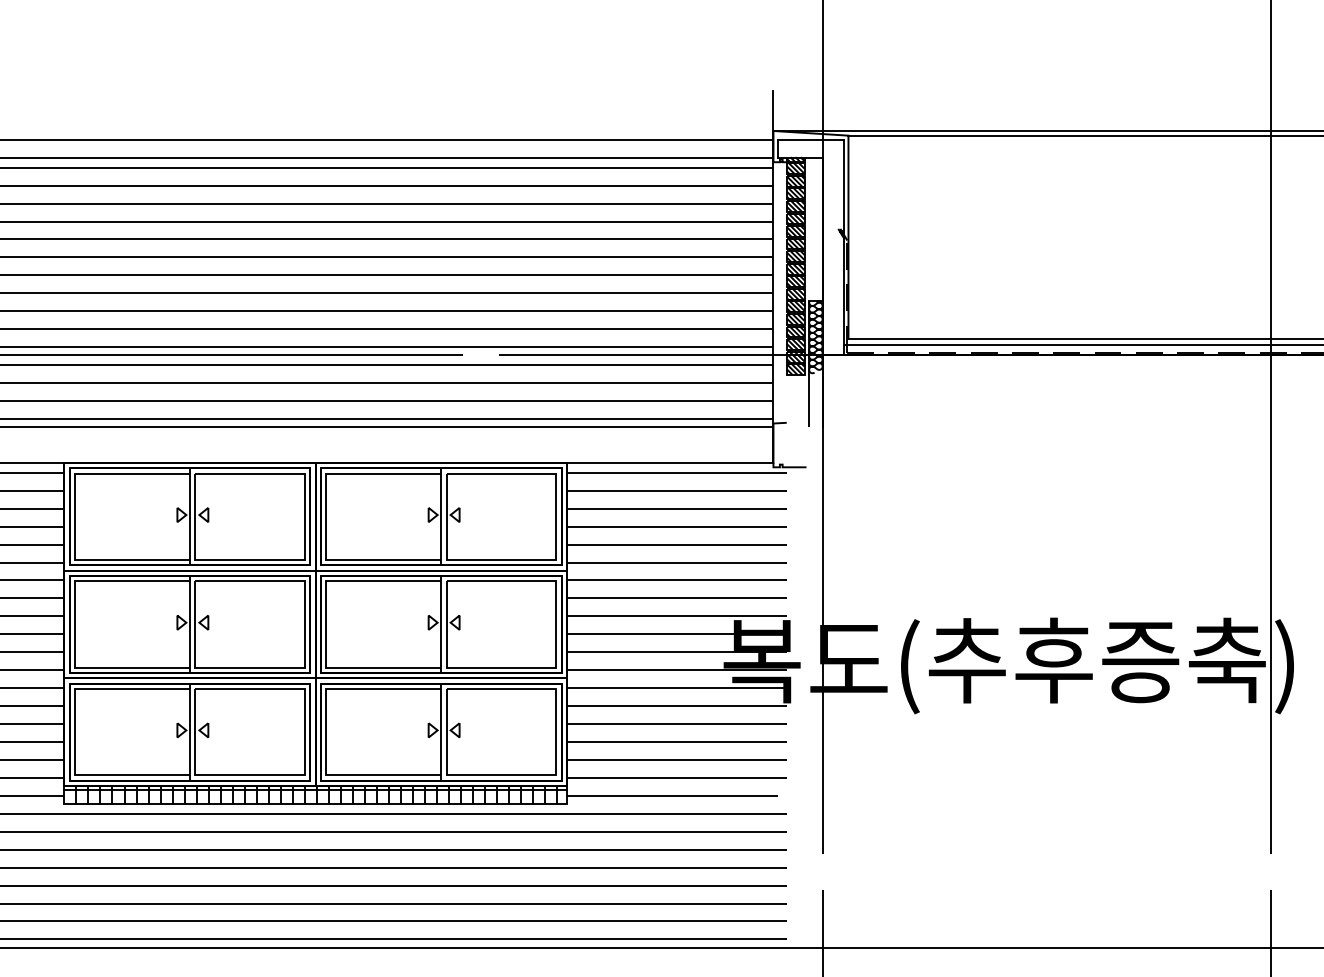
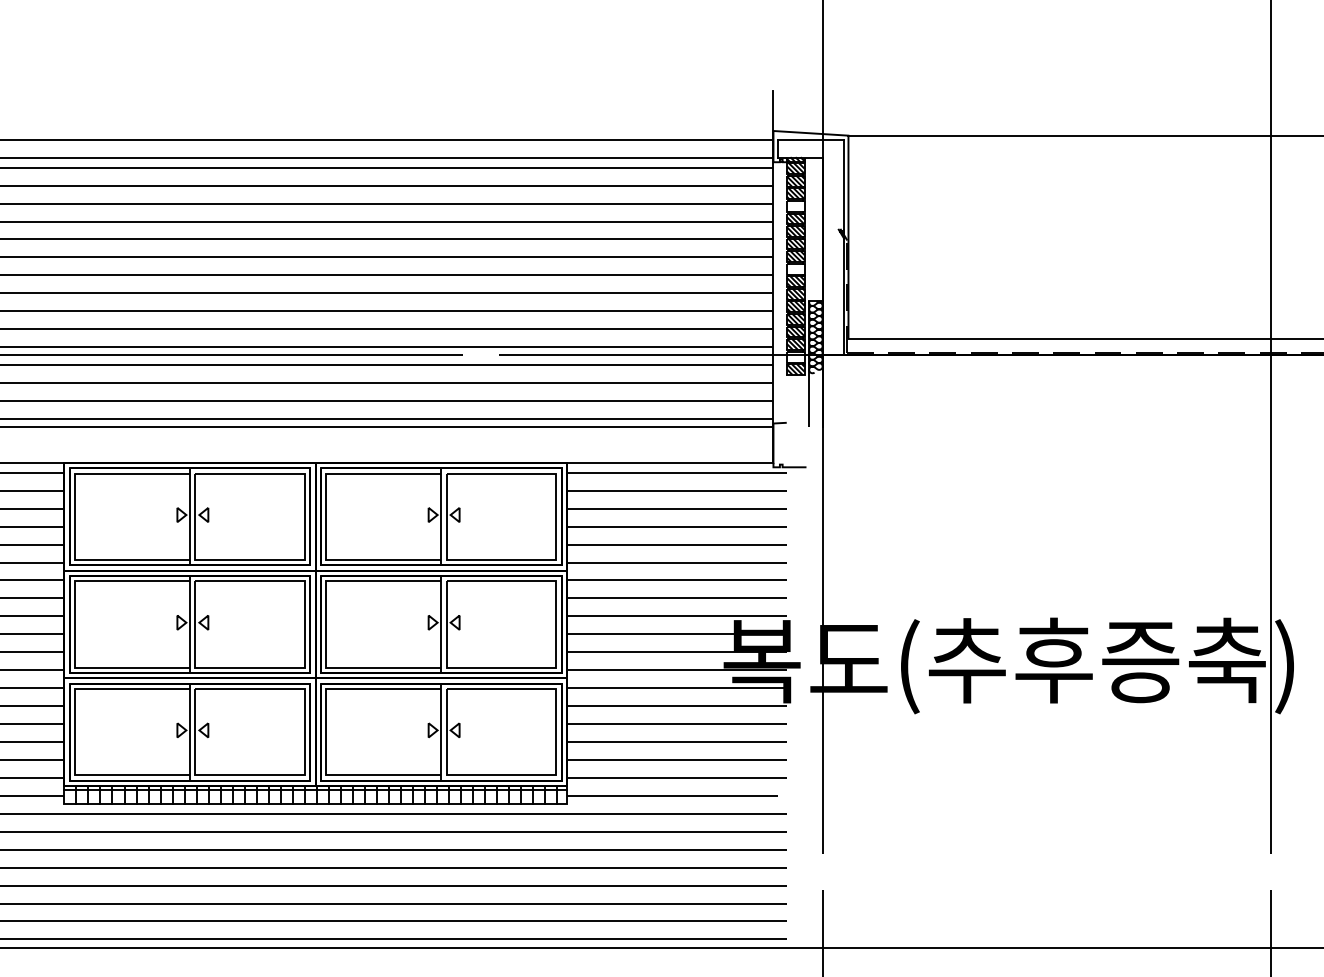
line: present -> none (1046, 131)
hatch: present -> none (795, 205)
hatch: present -> none (795, 268)
line: present -> none (1082, 344)
hatch: present -> none (795, 356)
